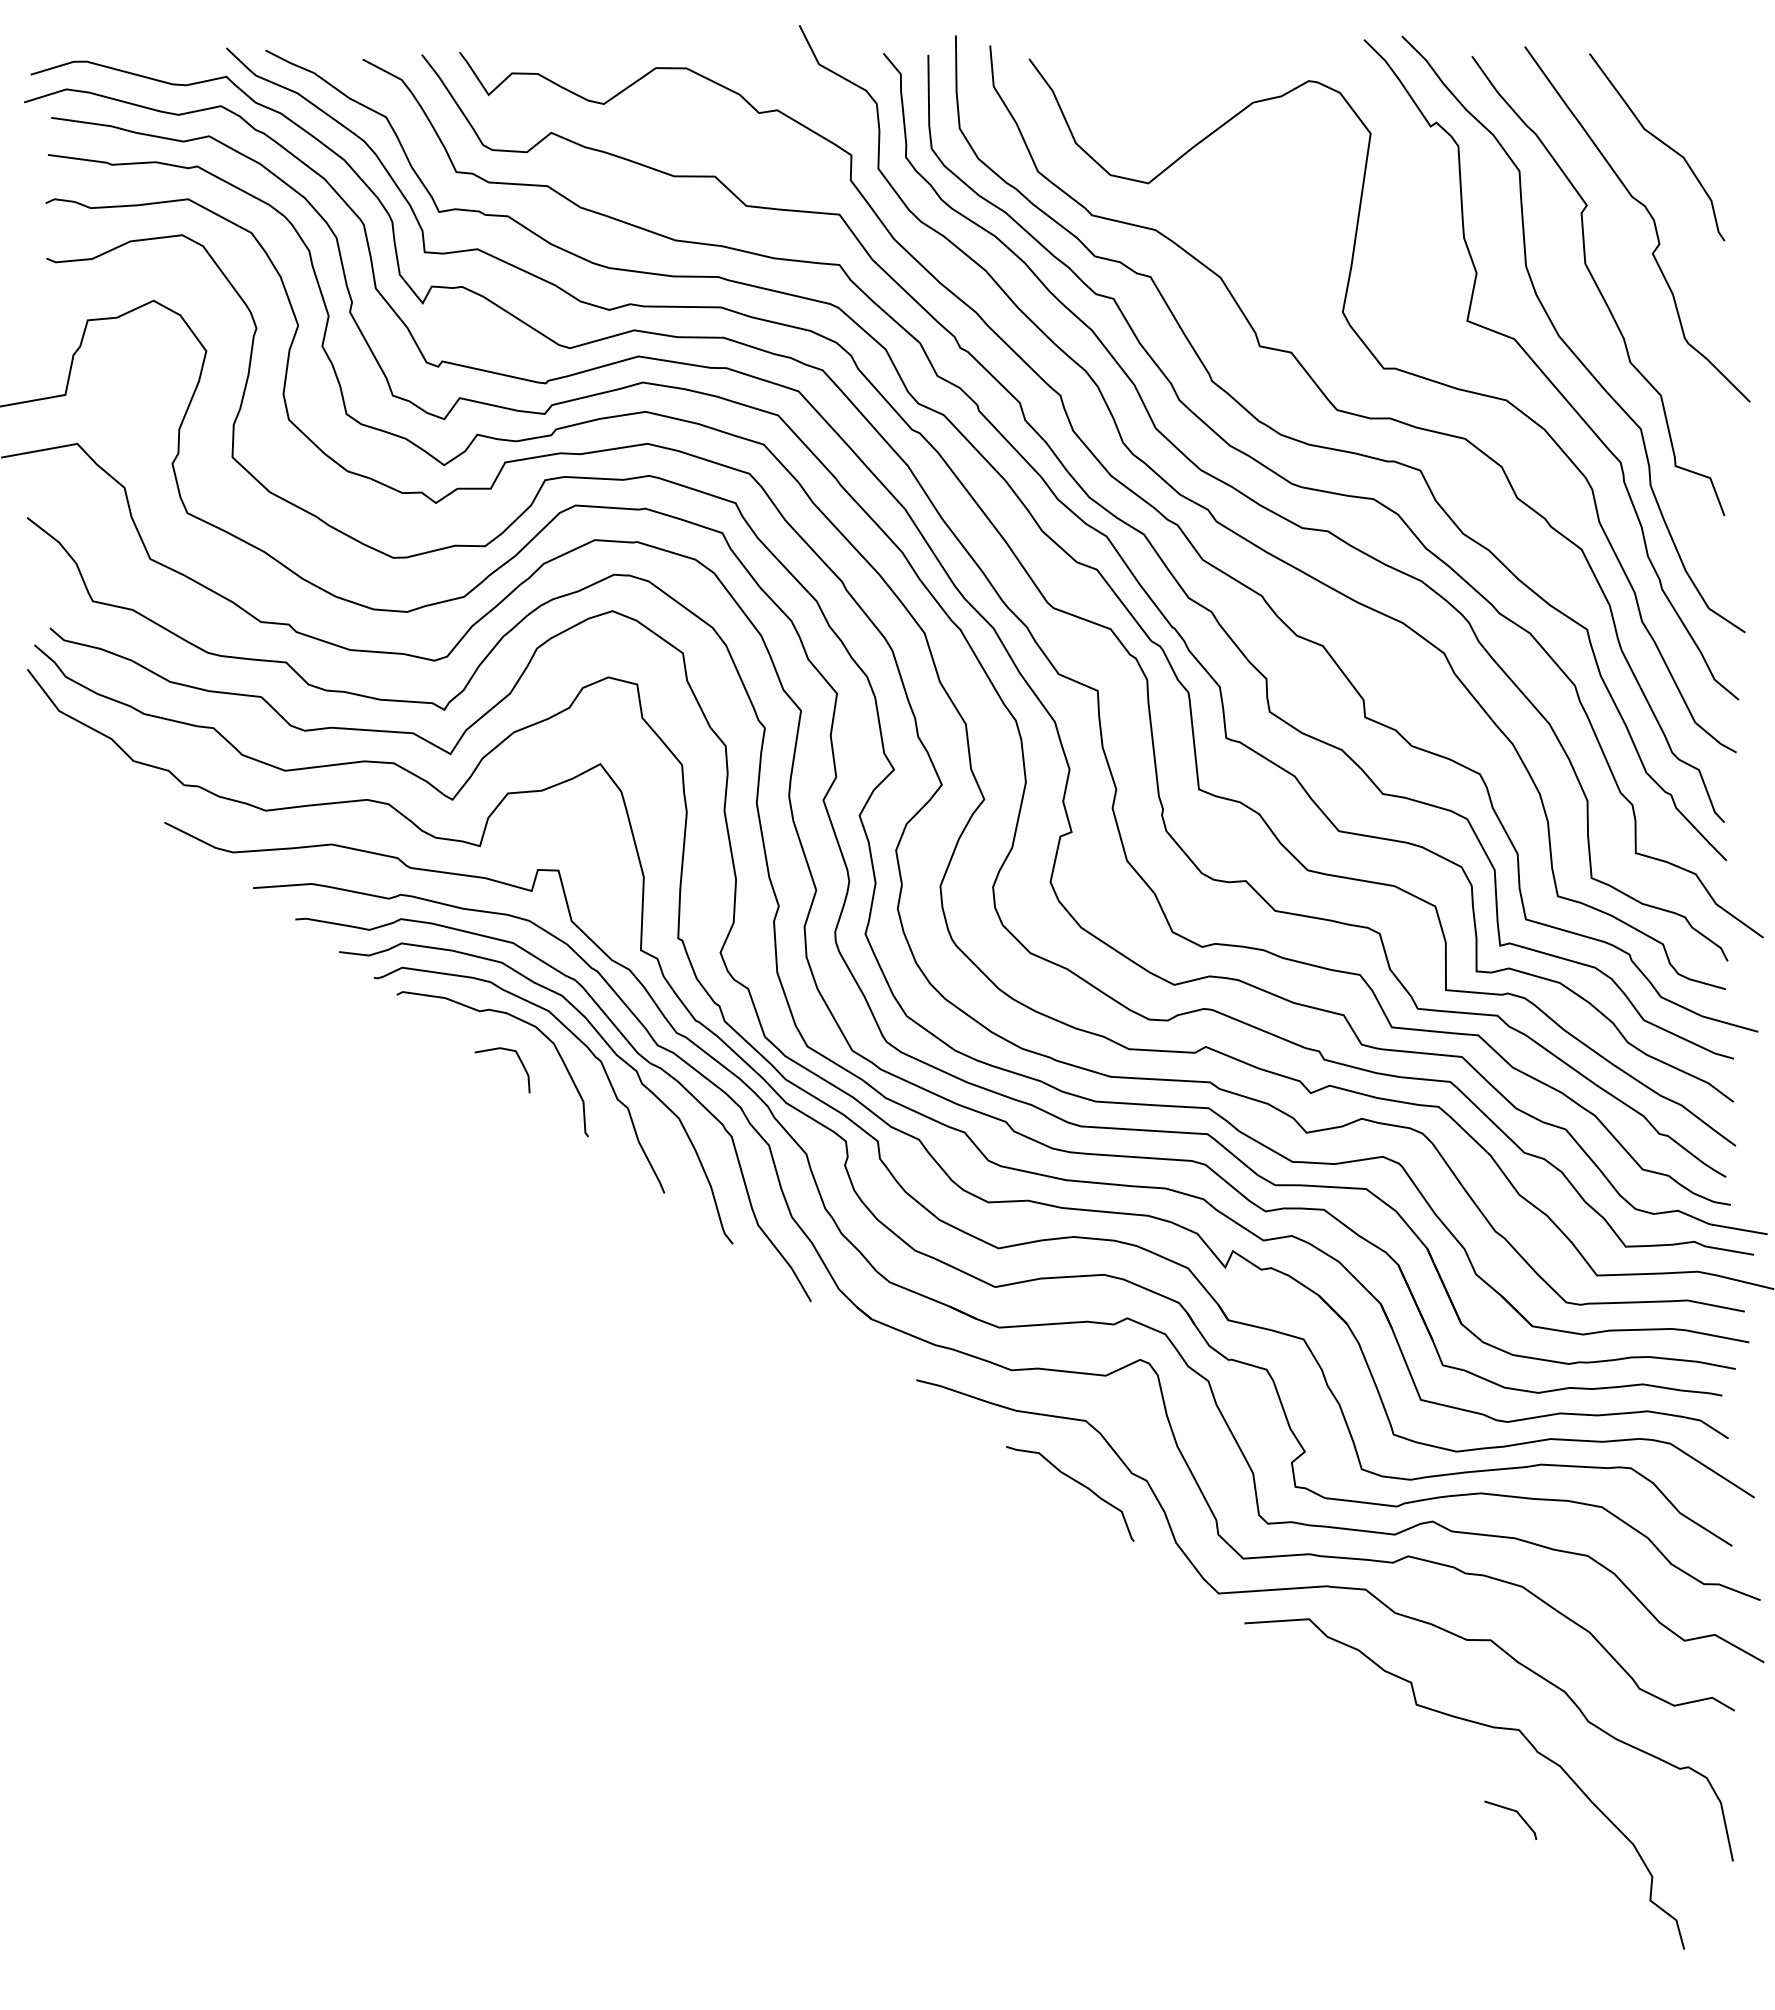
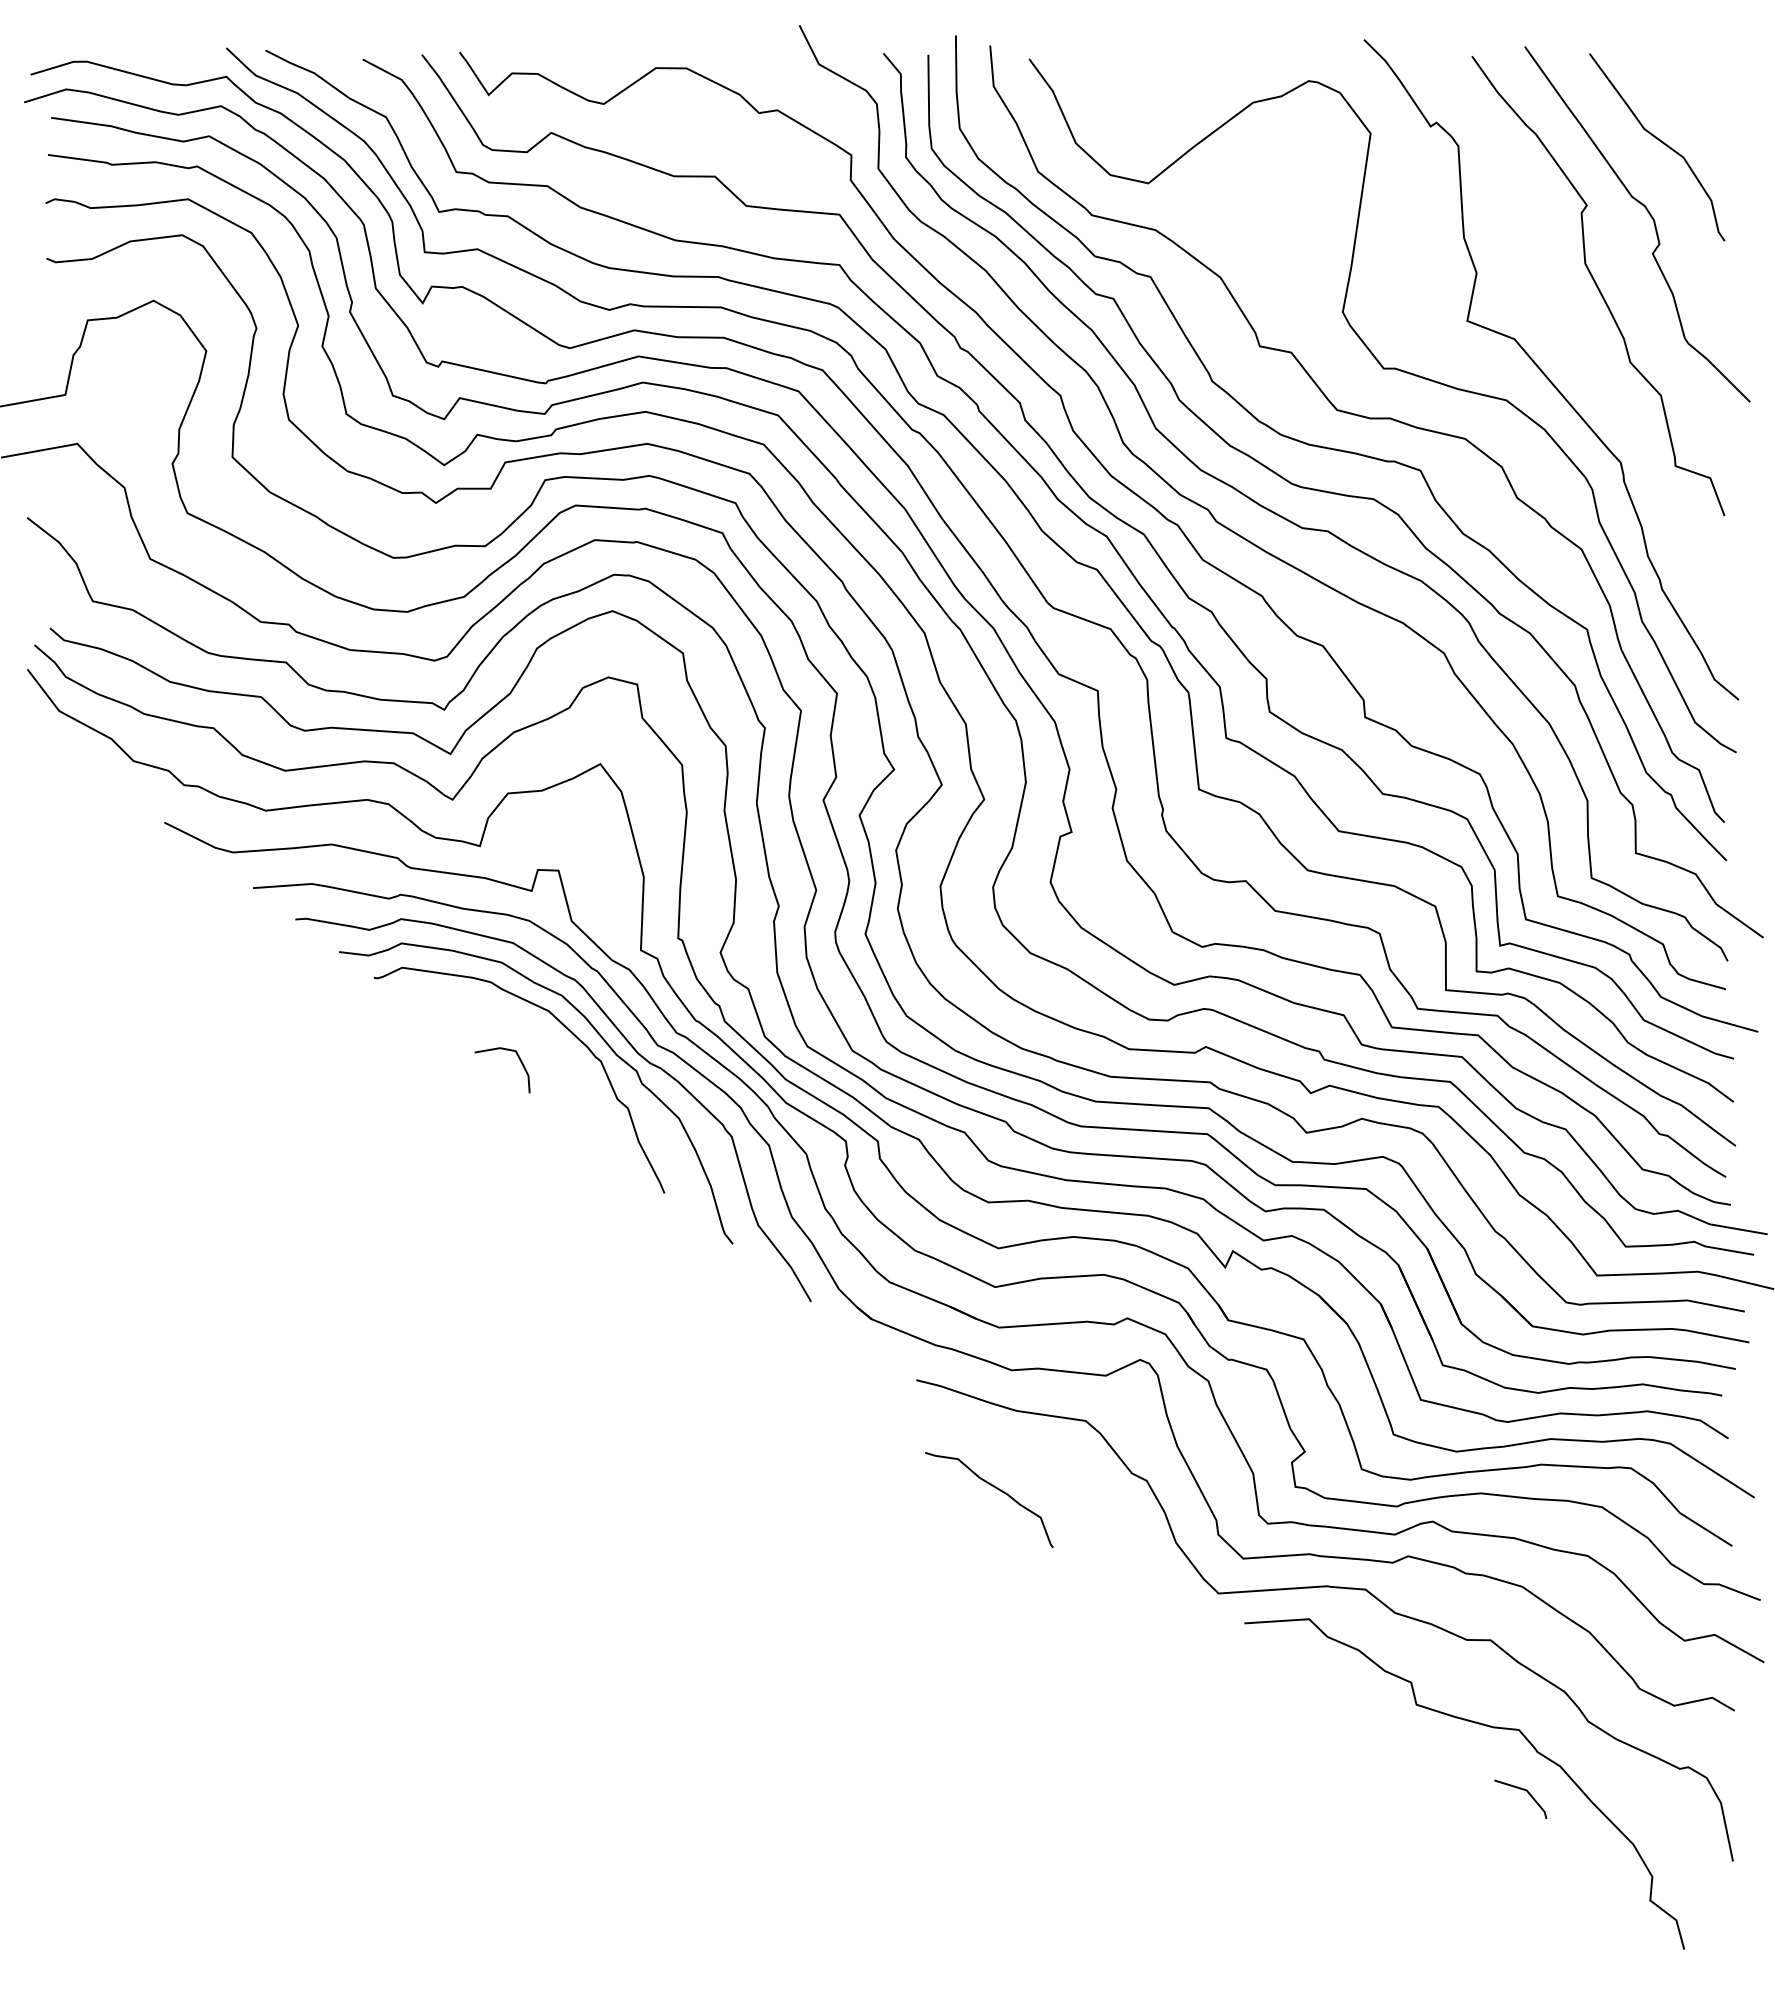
curve: present -> none (1564, 340)
curve: present -> none (515, 1018)
curve position: (1076, 1482) -> (995, 1488) (995, 1488)
line position: (1513, 1811) -> (1523, 1790) (1523, 1790)
